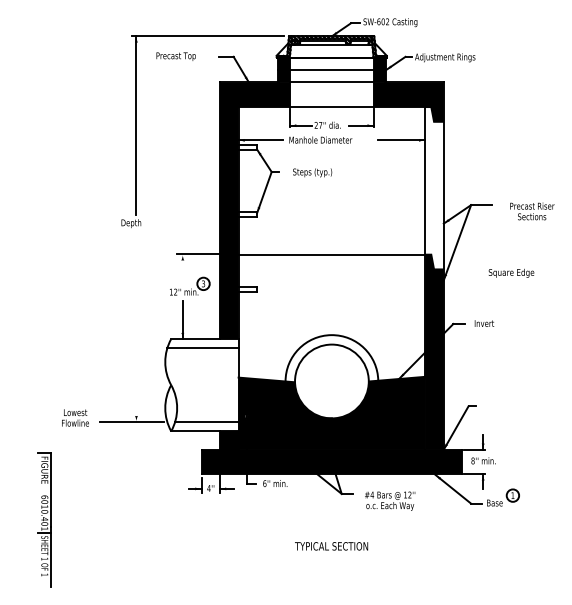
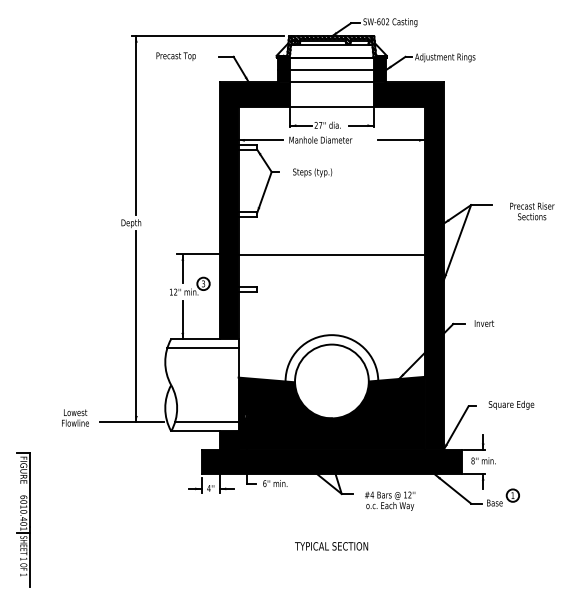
fill: none -> present (434, 188)
line: none -> present (182, 268)
text position: (511, 272) -> (511, 404) (511, 404)
line: none -> present (136, 326)
part position: (44, 519) -> (23, 519) (23, 519)
